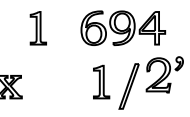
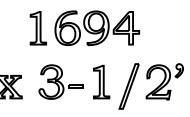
part position: (123, 27) -> (97, 27) (97, 27)
part position: (164, 74) -> (164, 81) (164, 81)
part: none -> present (60, 81)
